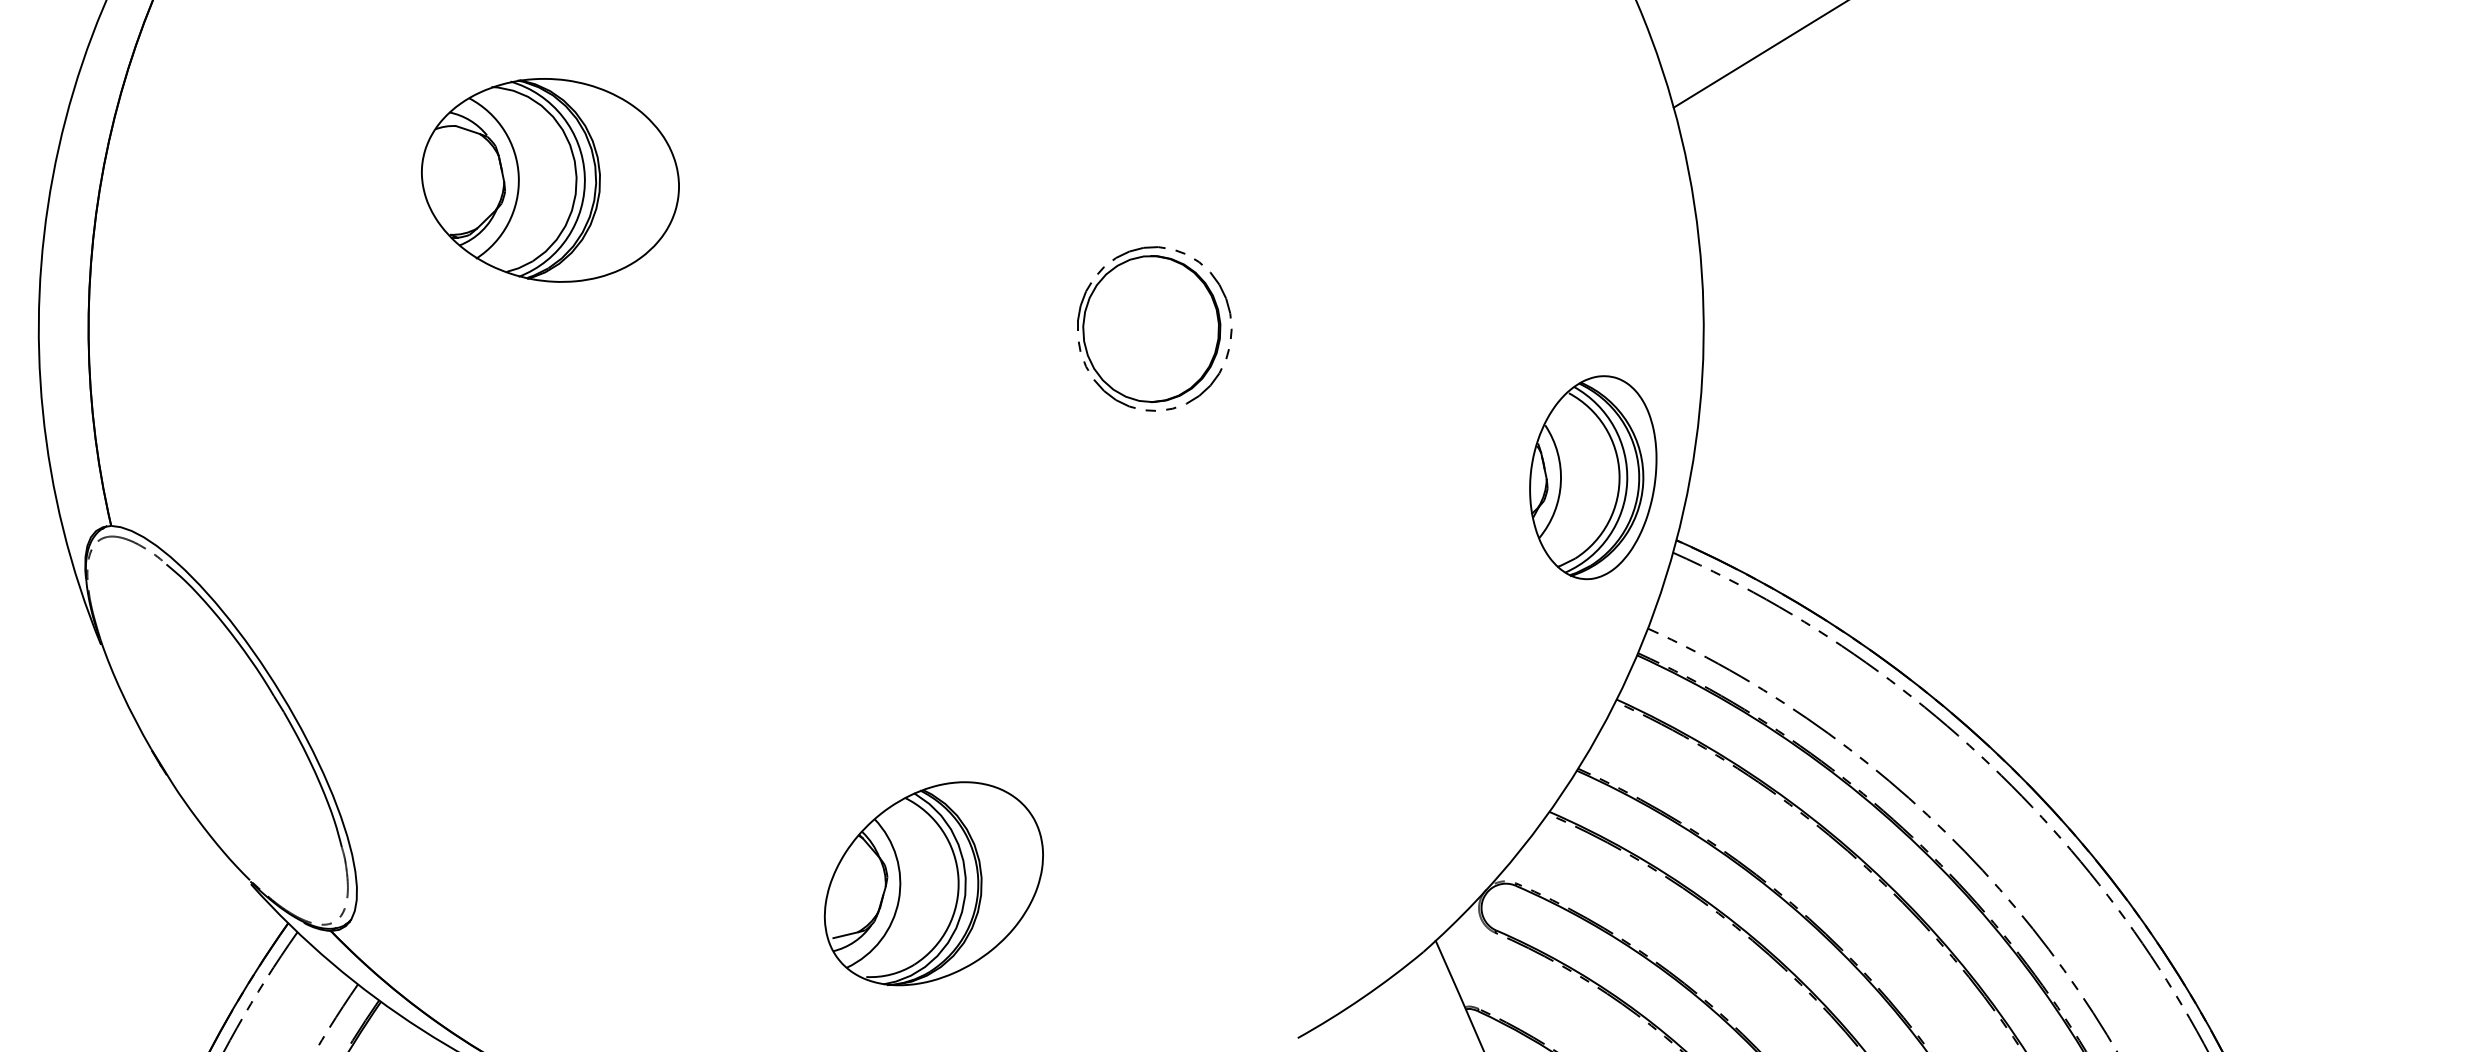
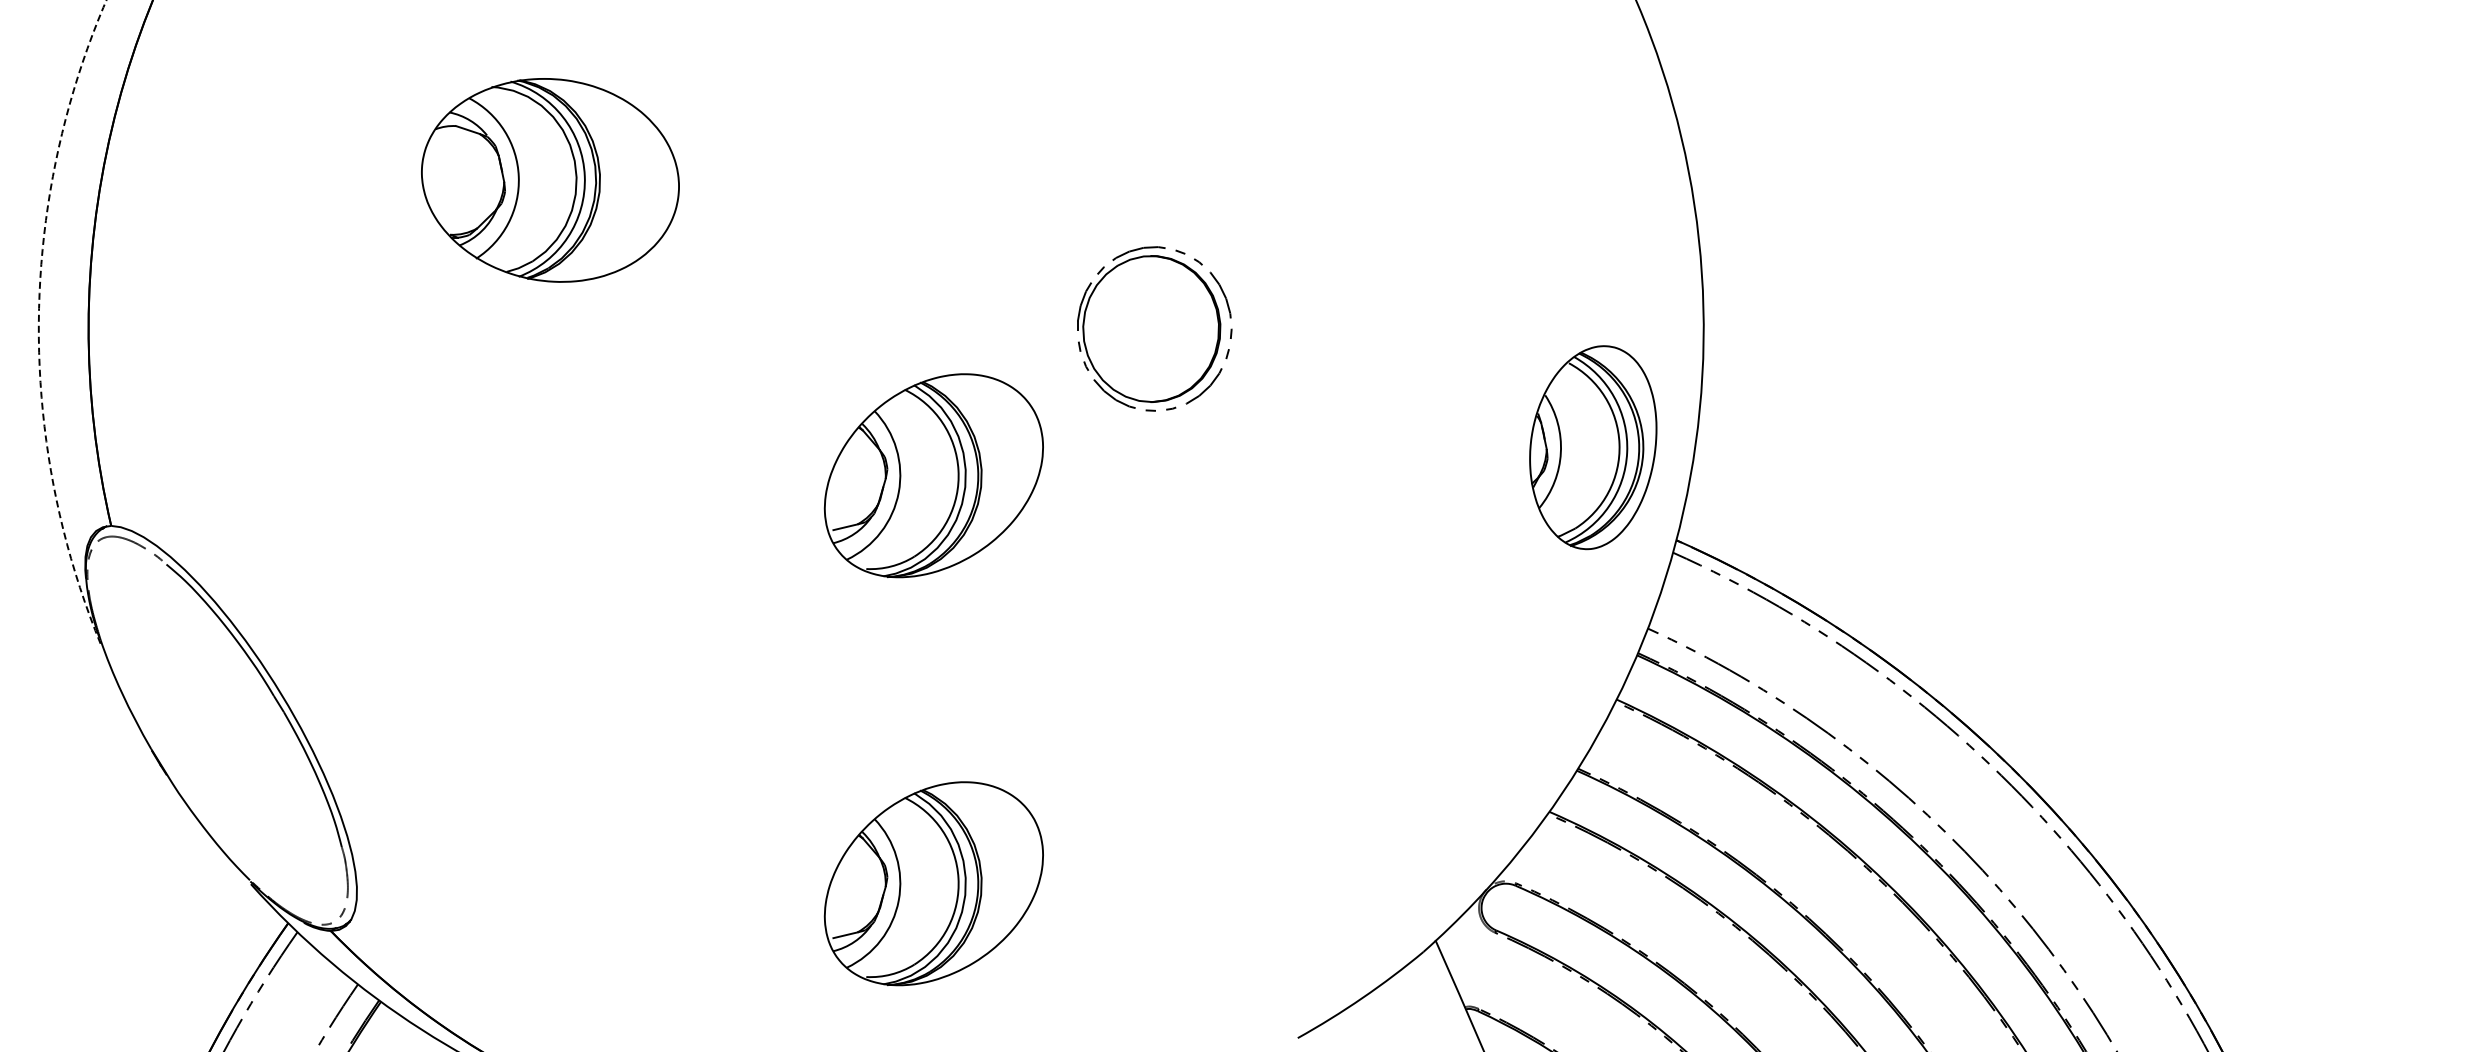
line: present -> none (1759, 54)
arc: solid -> dashed (38, 327)
part: none -> present (933, 475)
part position: (1593, 477) -> (1593, 447) (1593, 447)
